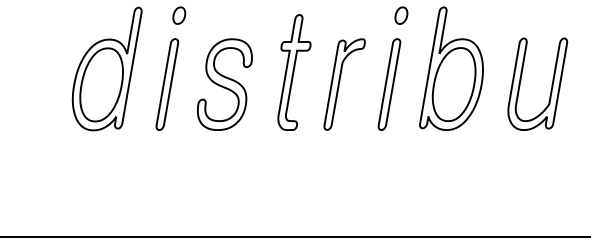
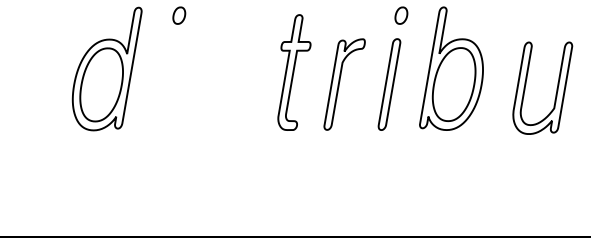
part: present -> none (167, 84)
part: present -> none (224, 84)
part position: (551, 84) -> (556, 88) (556, 88)
